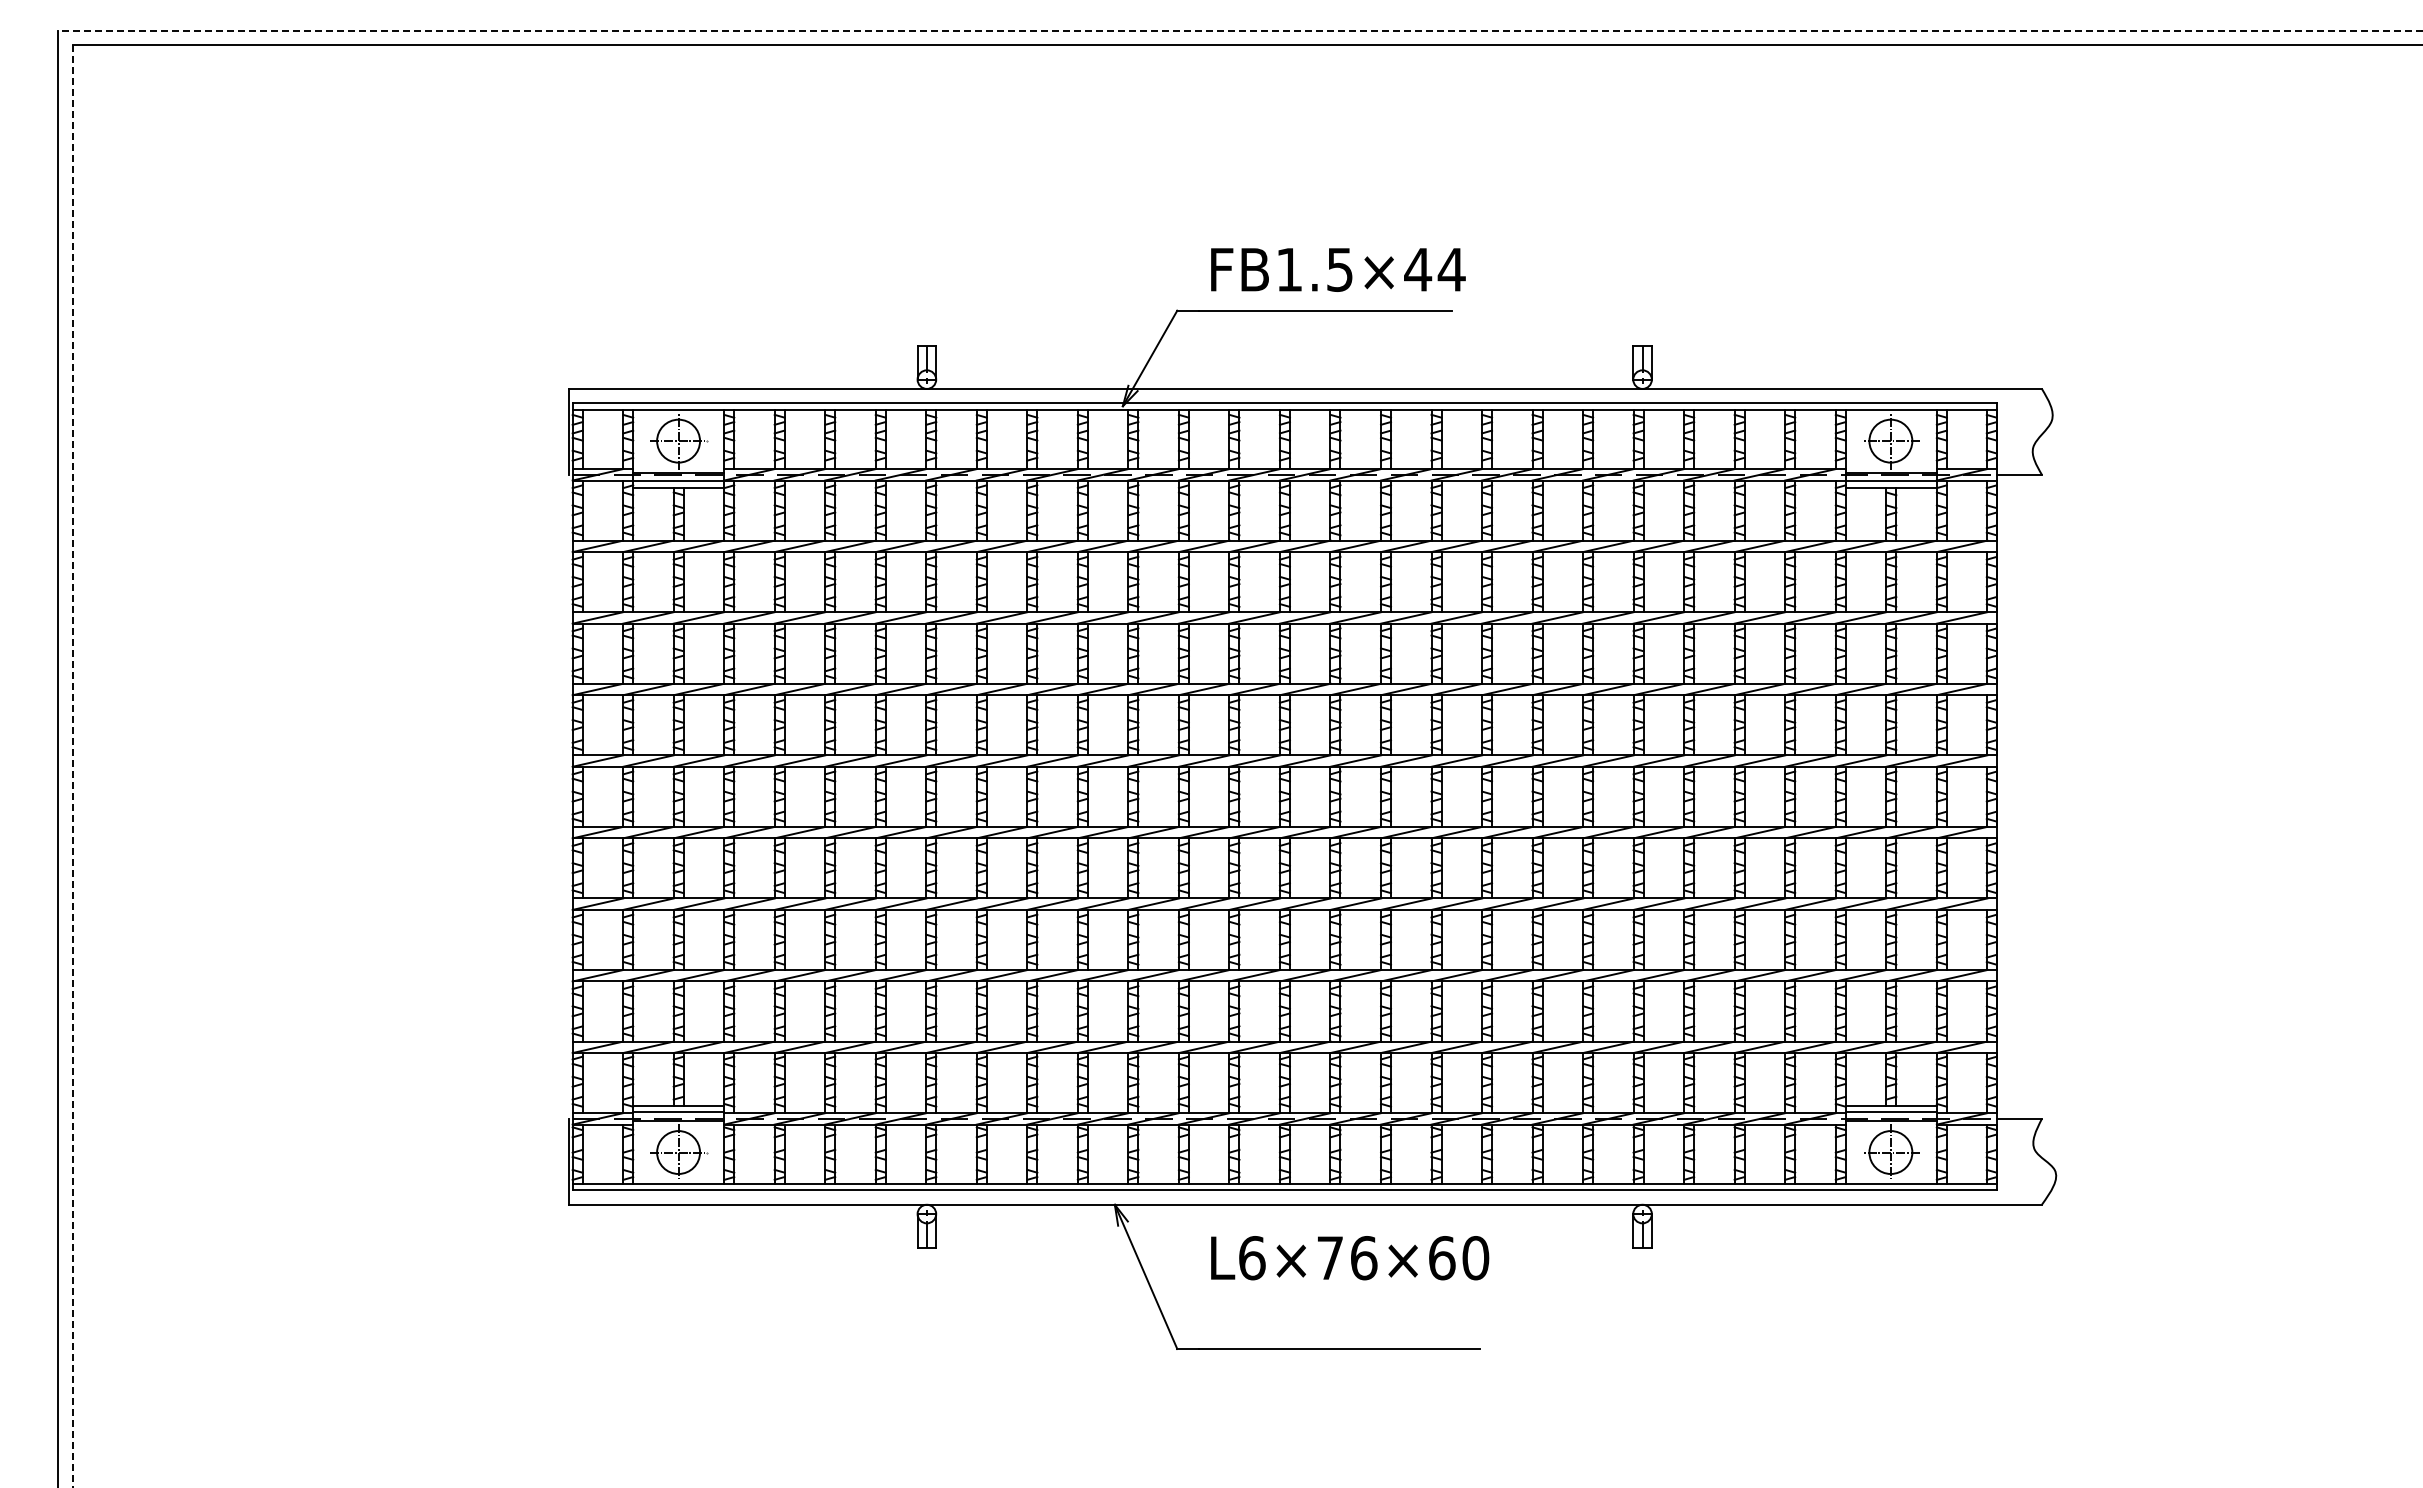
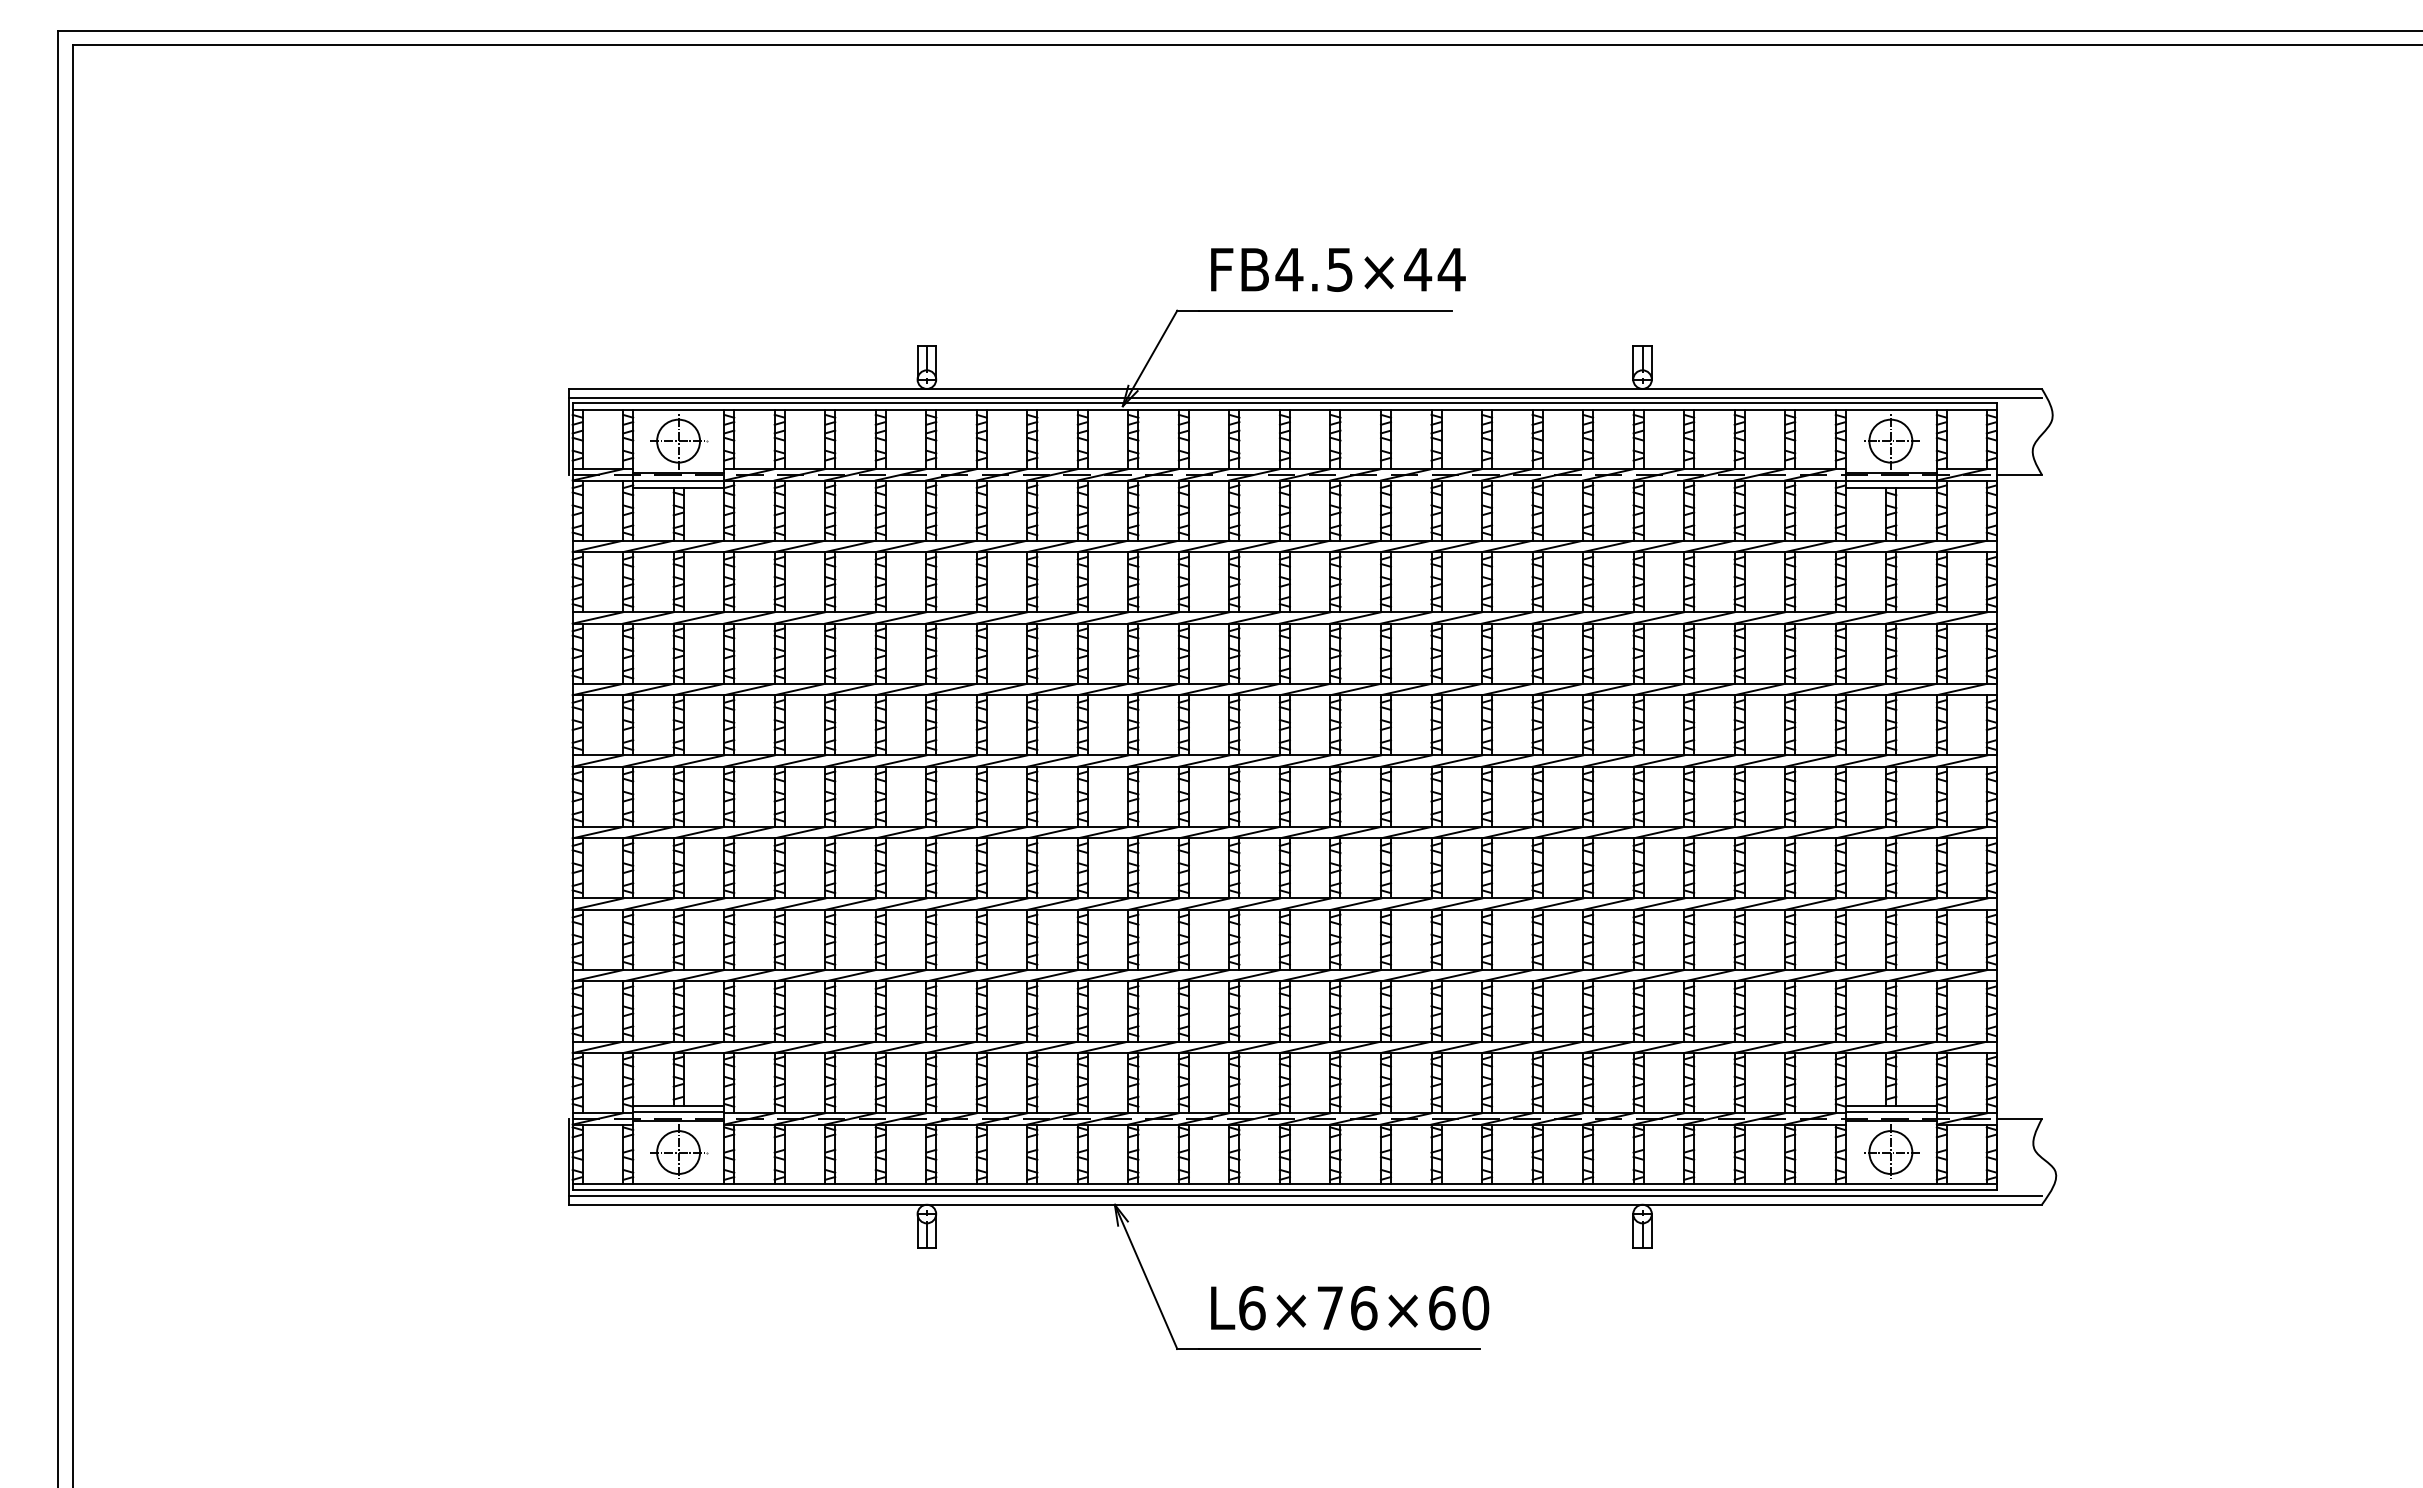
line: dashed -> solid (1240, 31)
text: FB1.5×44 -> FB4.5×44 (1289, 269)
line: none -> present (1305, 397)
line: dashed -> solid (72, 766)
line: none -> present (1305, 1196)
text position: (1350, 1258) -> (1350, 1308) (1350, 1308)
